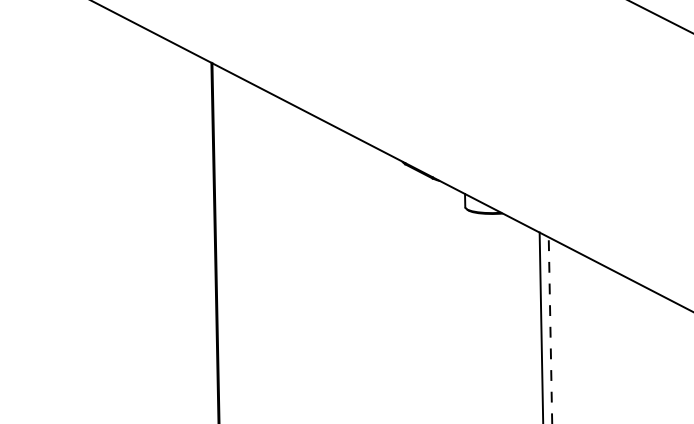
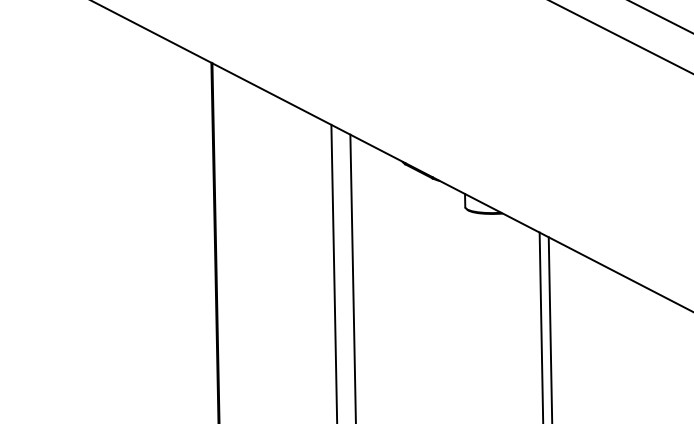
line: none -> present (621, 37)
line: none -> present (334, 272)
line: none -> present (352, 277)
line: dashed -> solid (550, 330)
